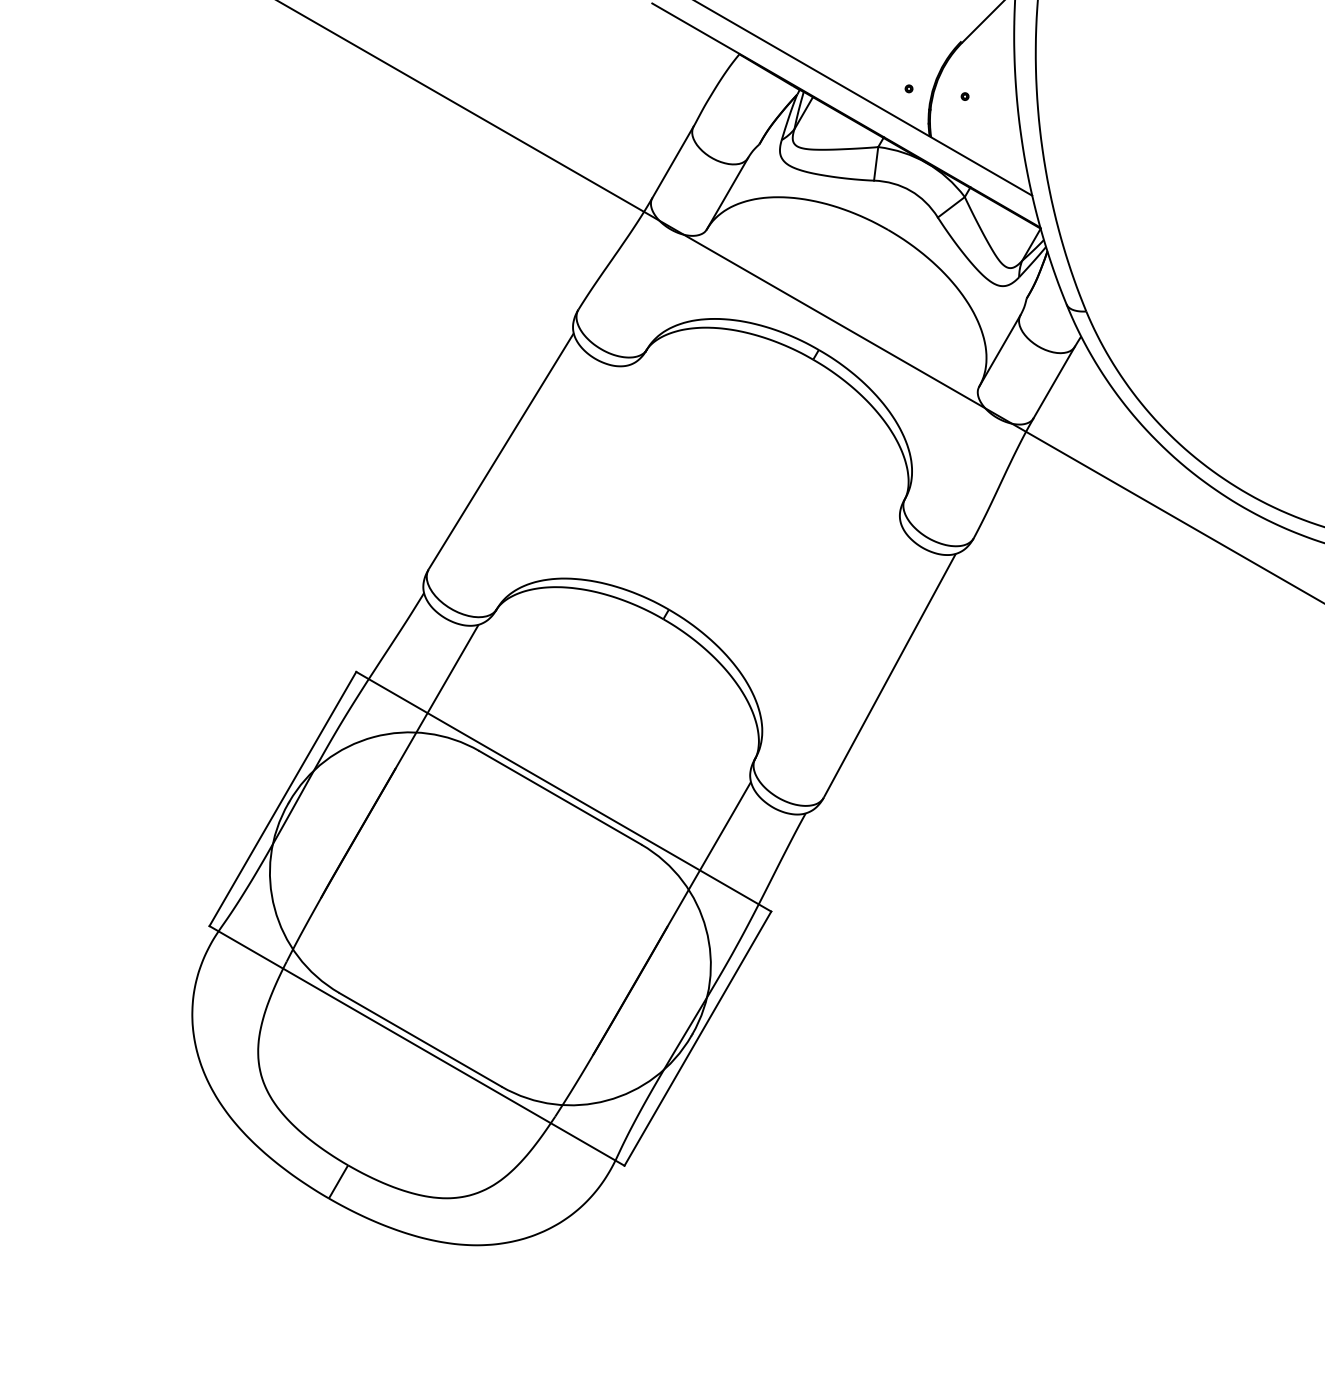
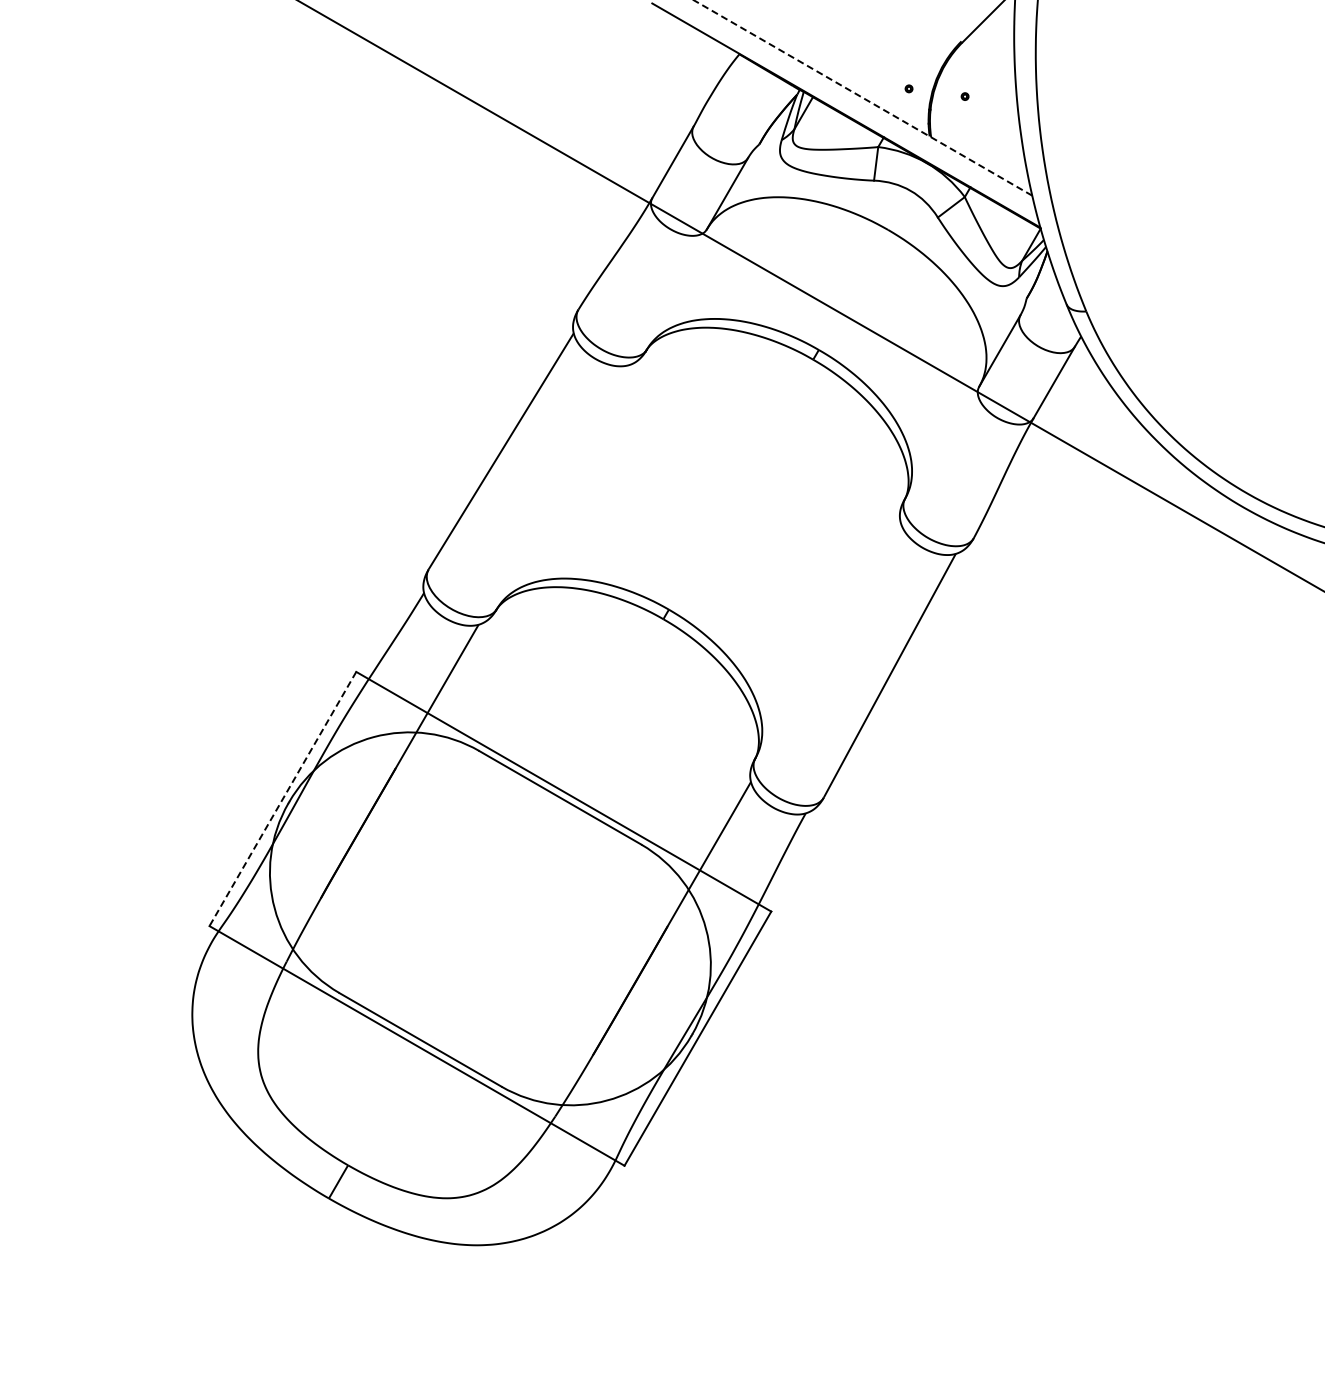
line: solid -> dashed (862, 97)
line position: (800, 301) -> (810, 295) (810, 295)
line: solid -> dashed (282, 799)
